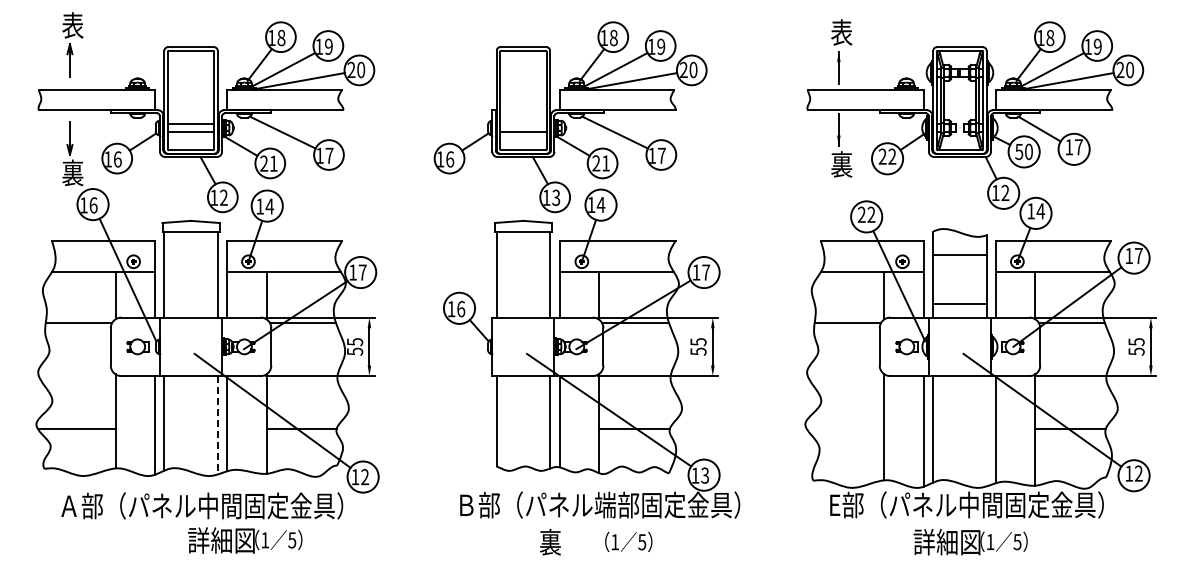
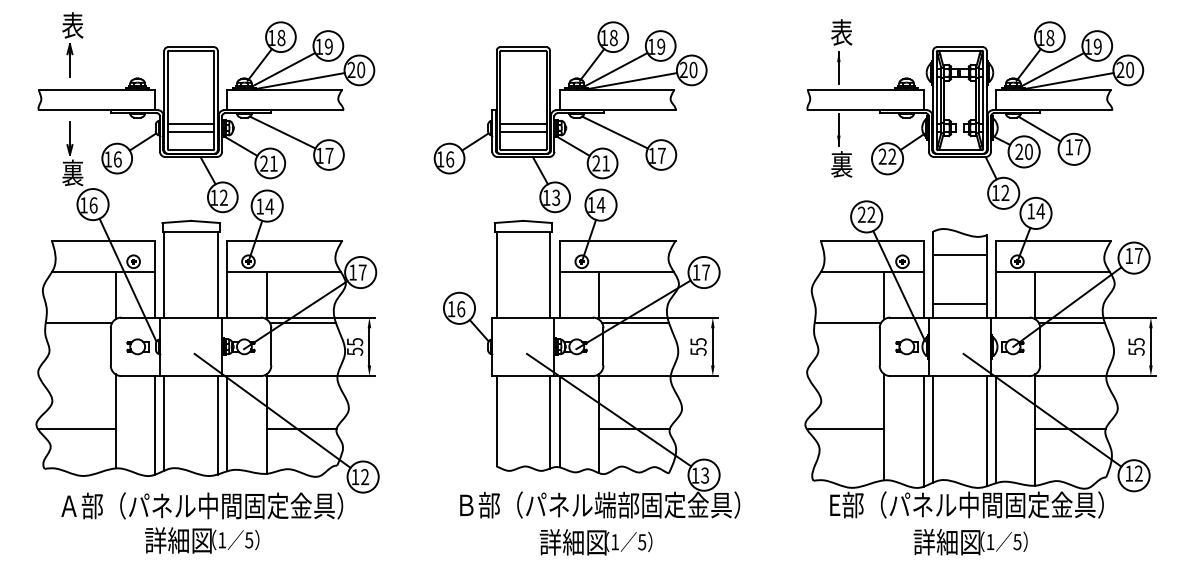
line: none -> present (523, 123)
text: 50 -> 20 (1019, 151)
line: dashed -> solid (217, 425)
line: none -> present (845, 429)
line: none -> present (986, 431)
text position: (245, 540) -> (202, 540) (202, 540)
text: 裏 -> 詳細図 (572, 541)
